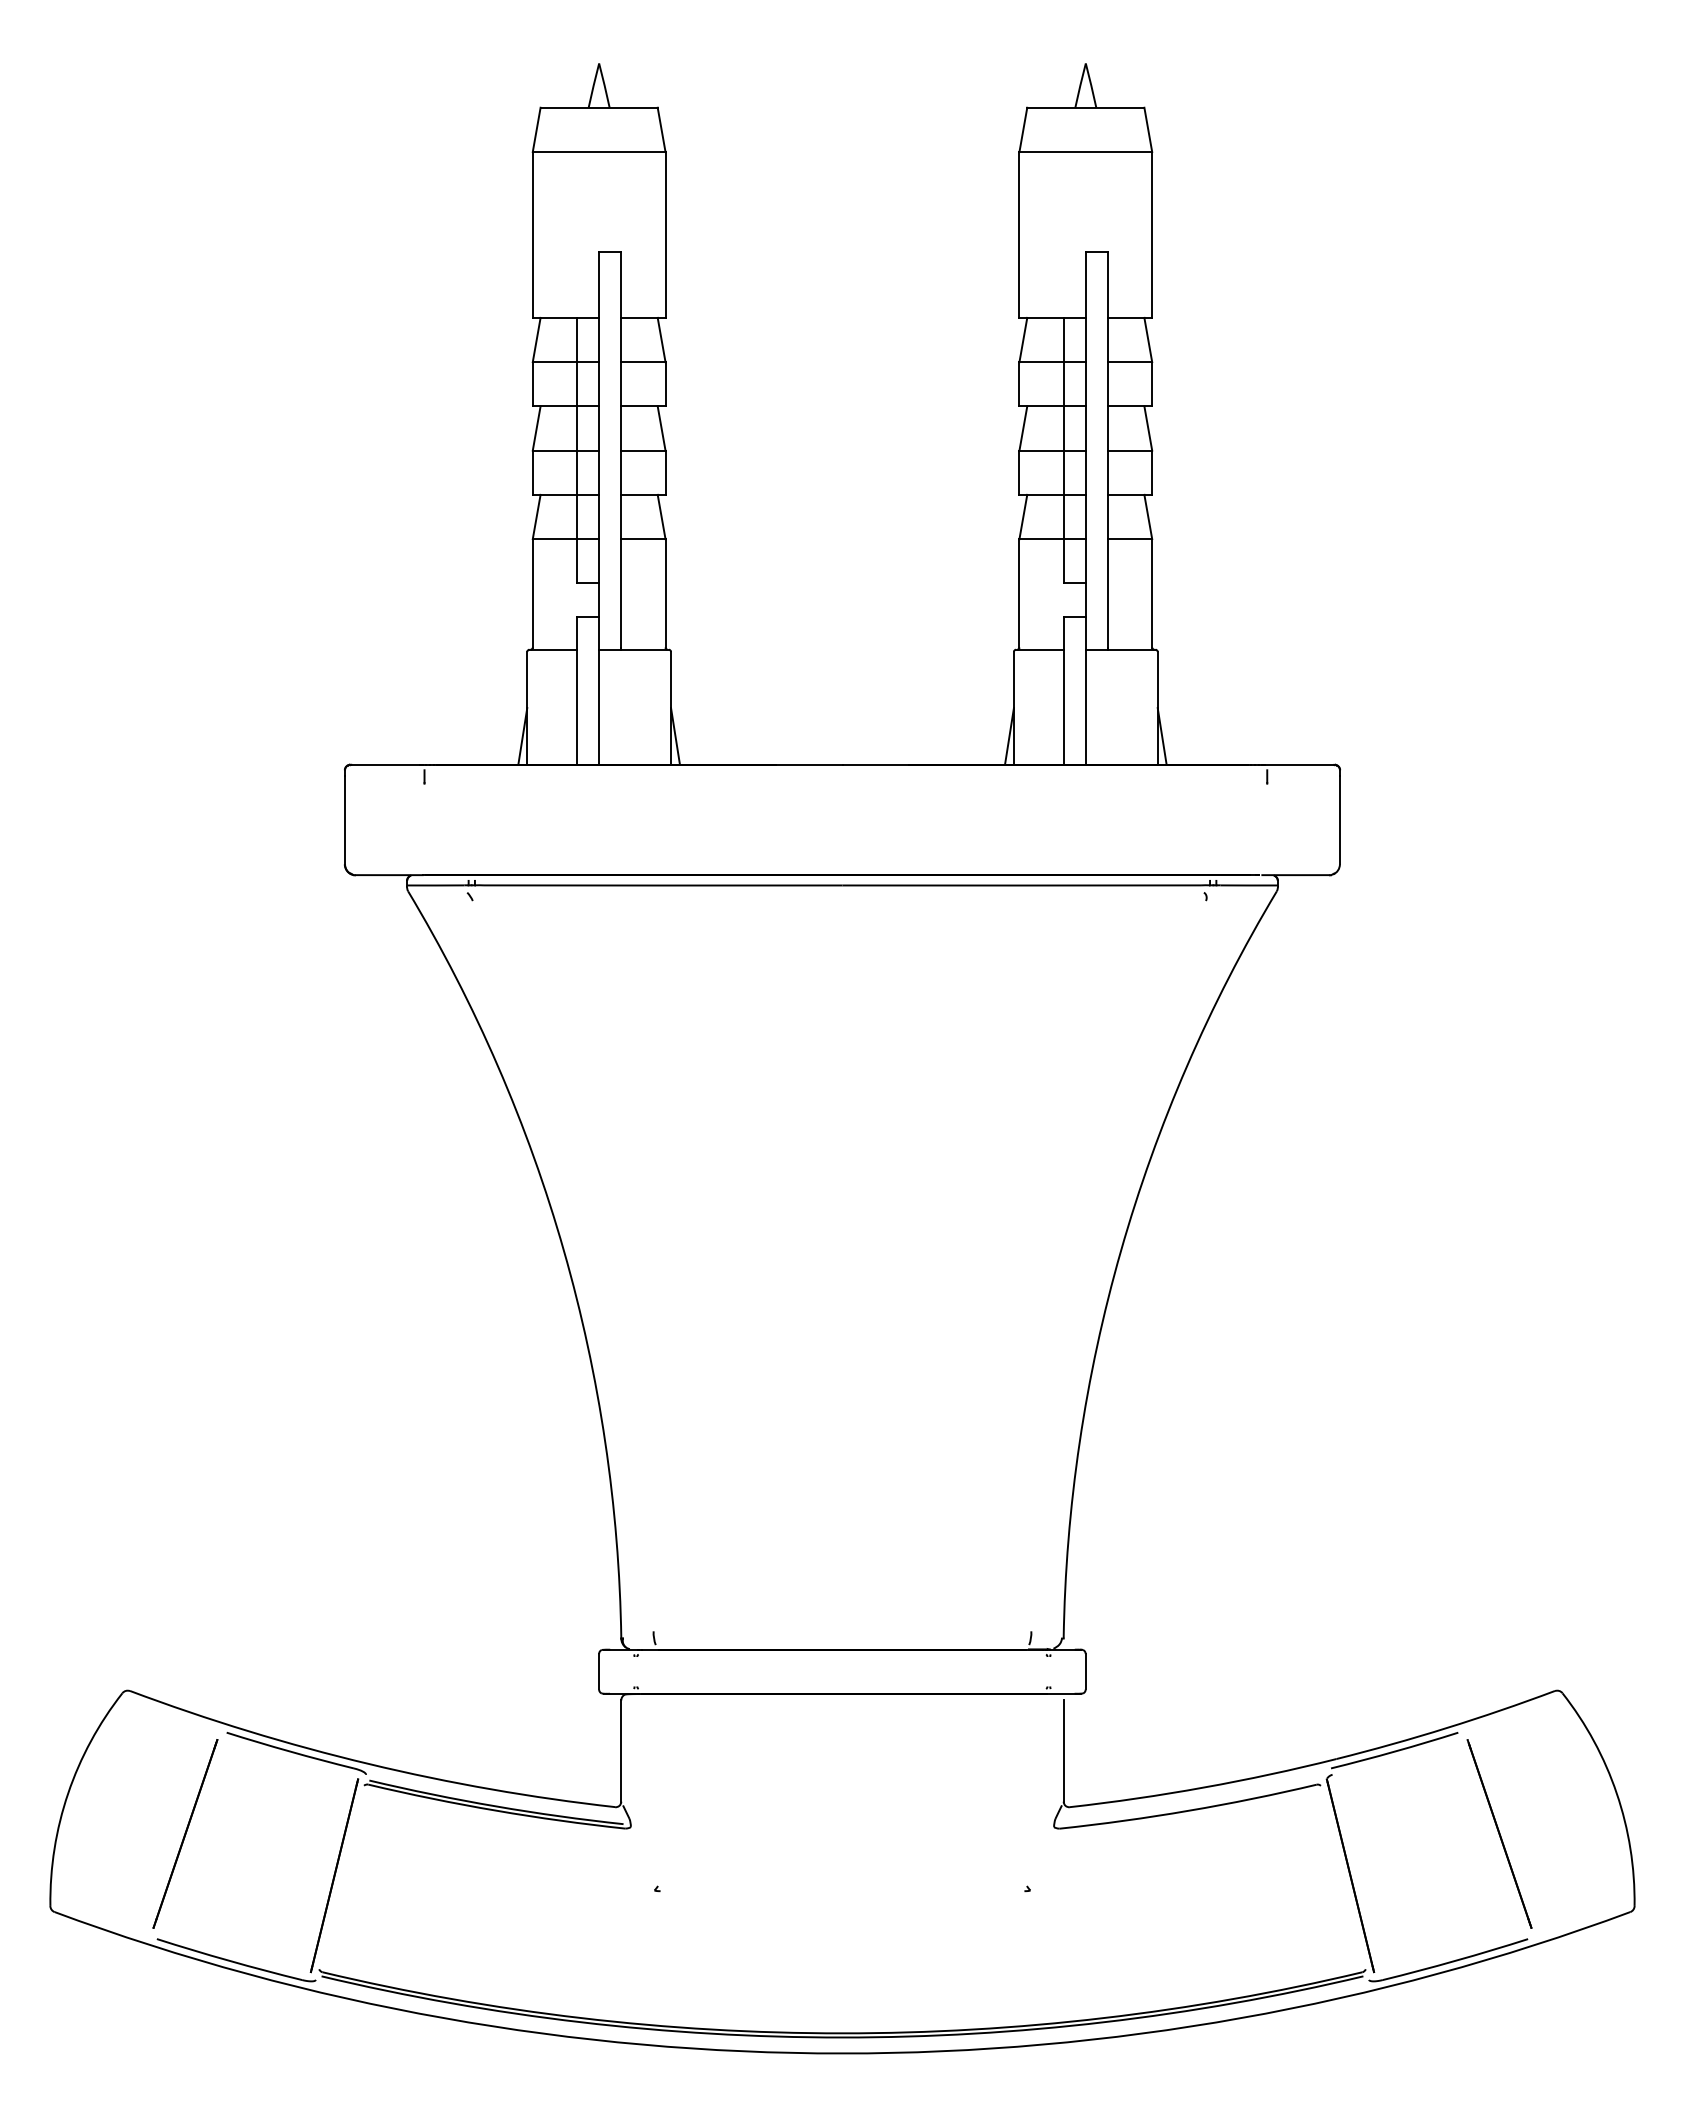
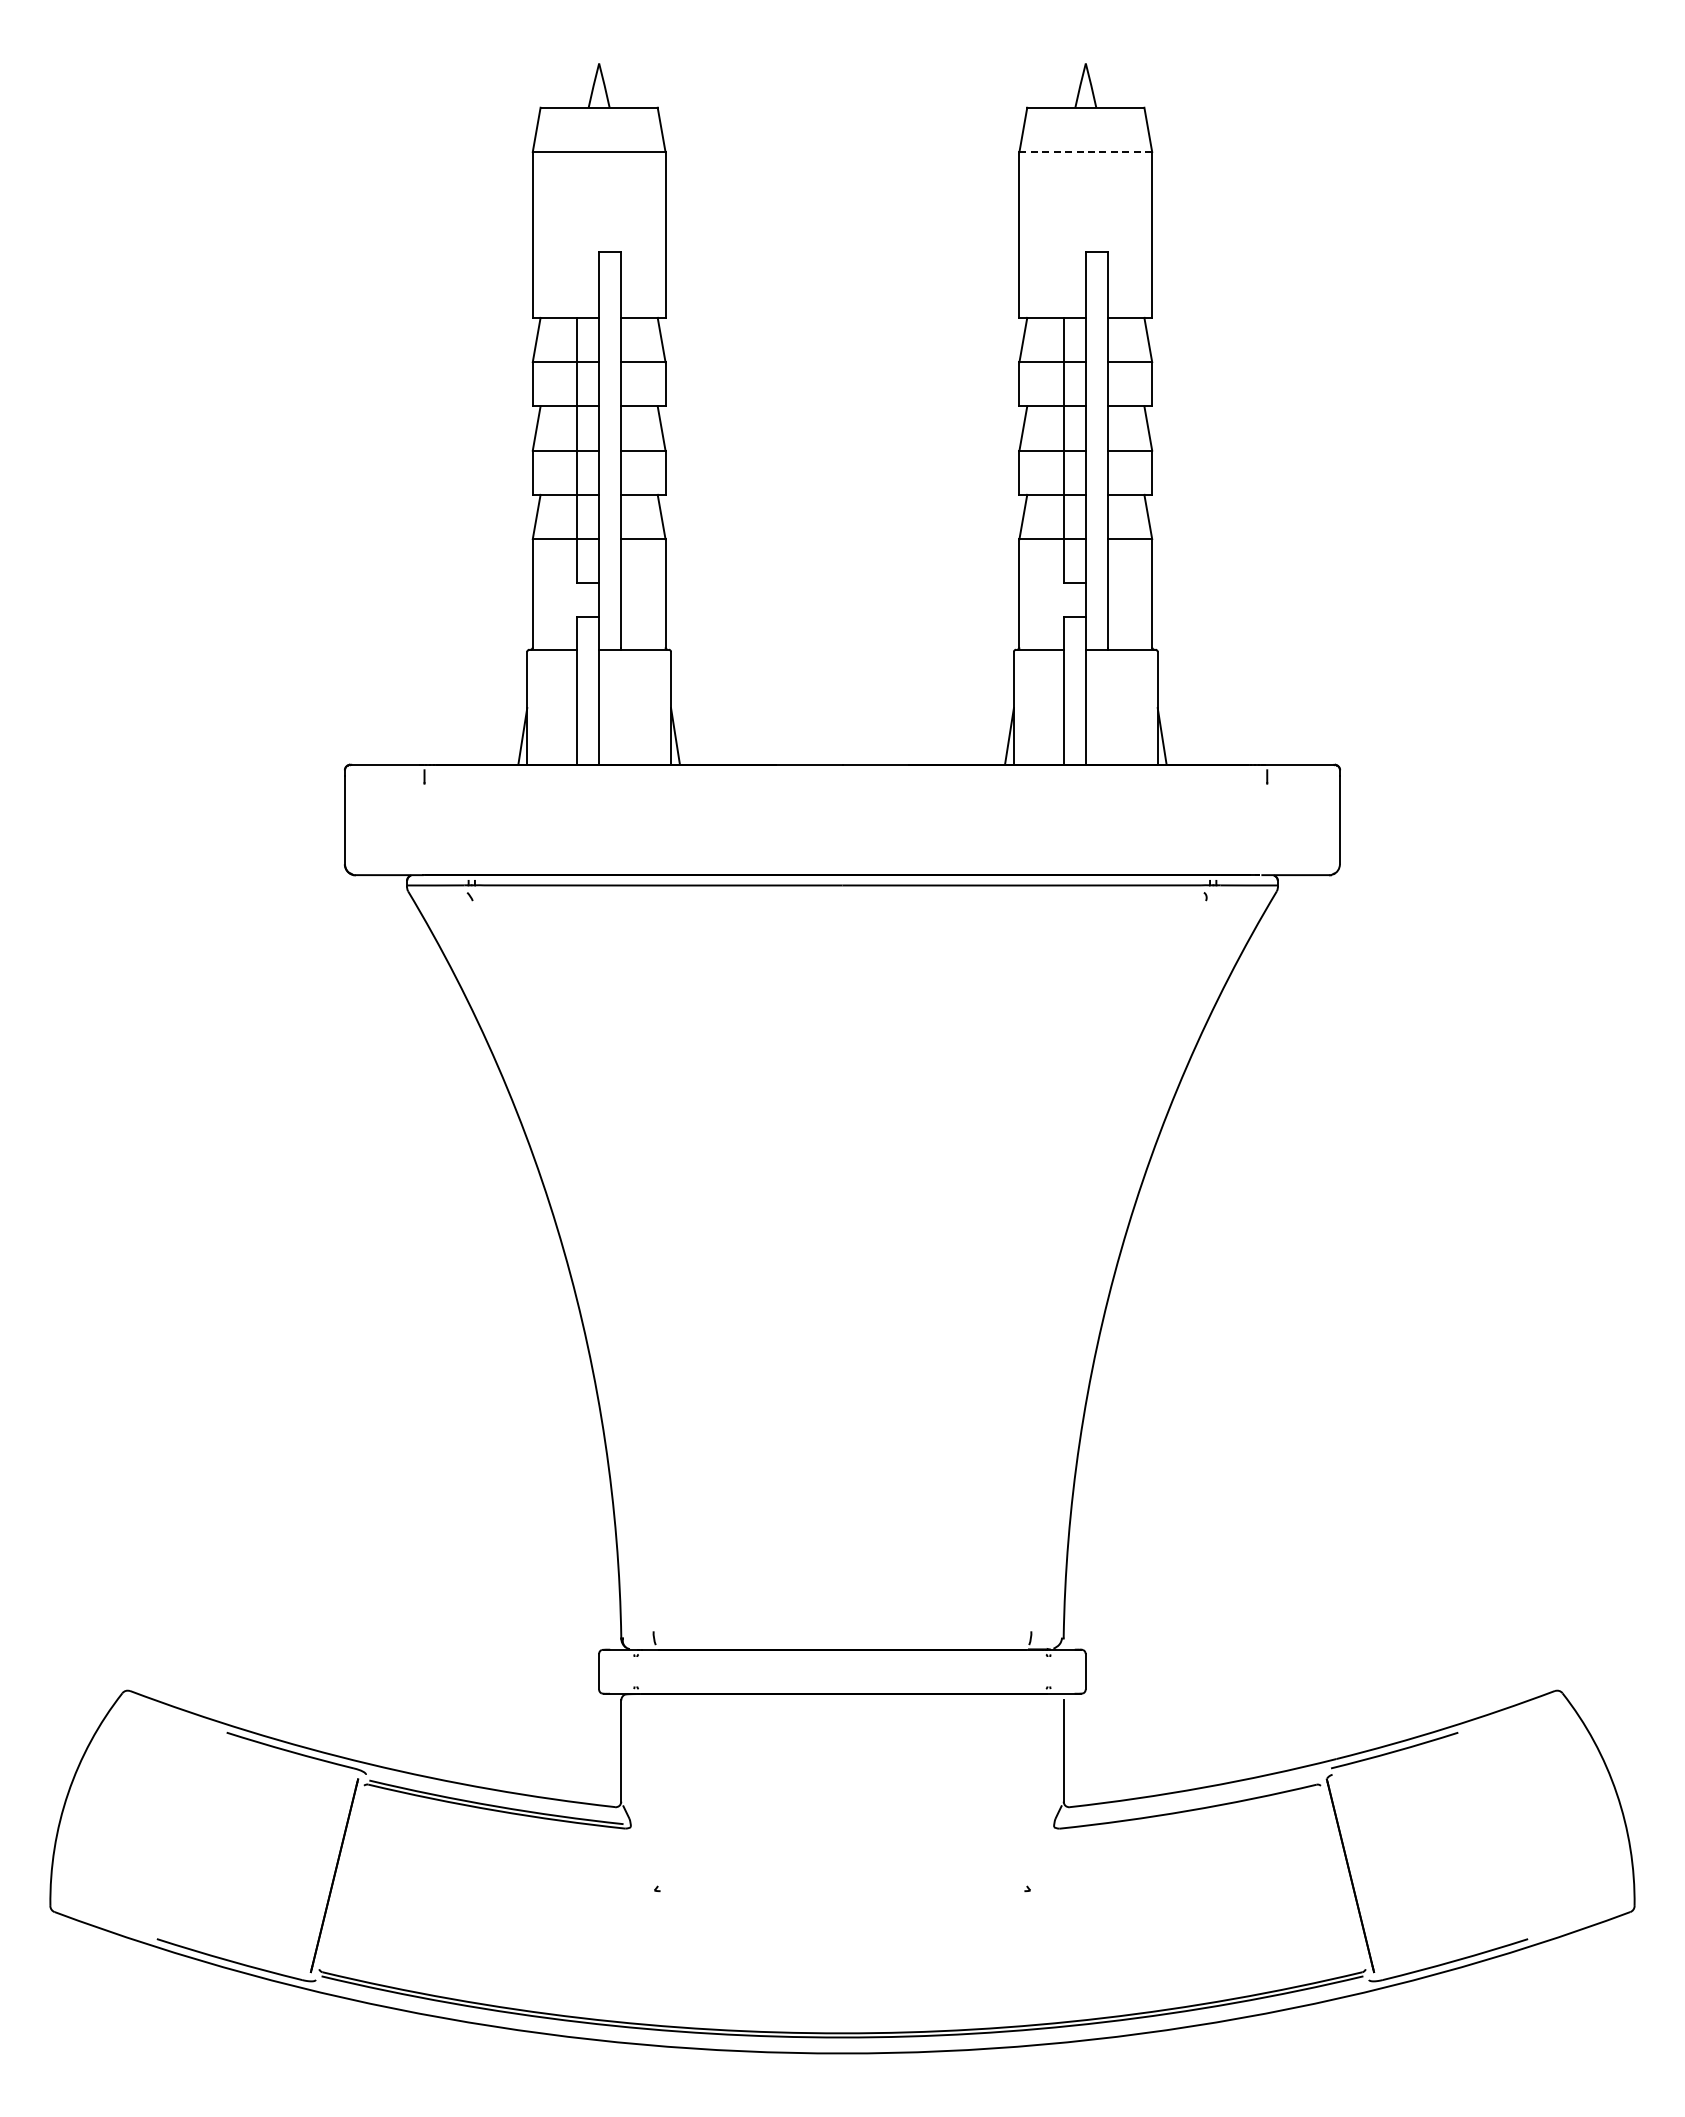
line: solid -> dashed (1086, 151)
line: present -> none (185, 1833)
line: present -> none (1499, 1833)
